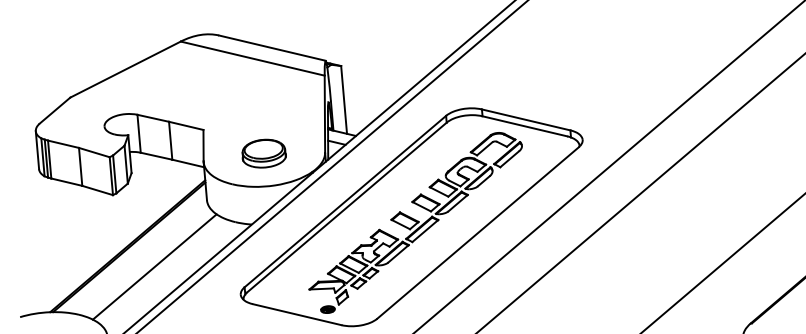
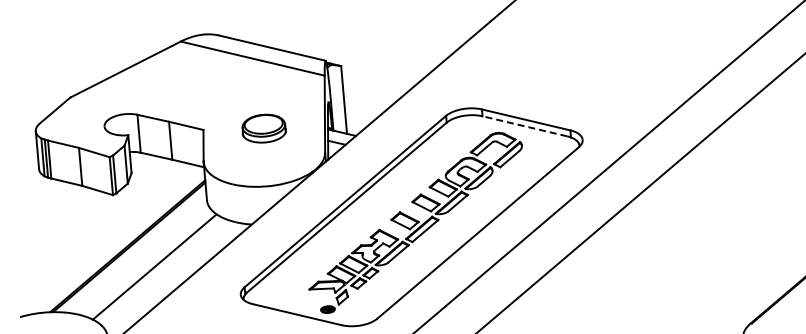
line: solid -> dashed (524, 126)
part position: (263, 153) -> (263, 128) (263, 128)
line: present -> none (332, 166)
line: present -> none (723, 263)
